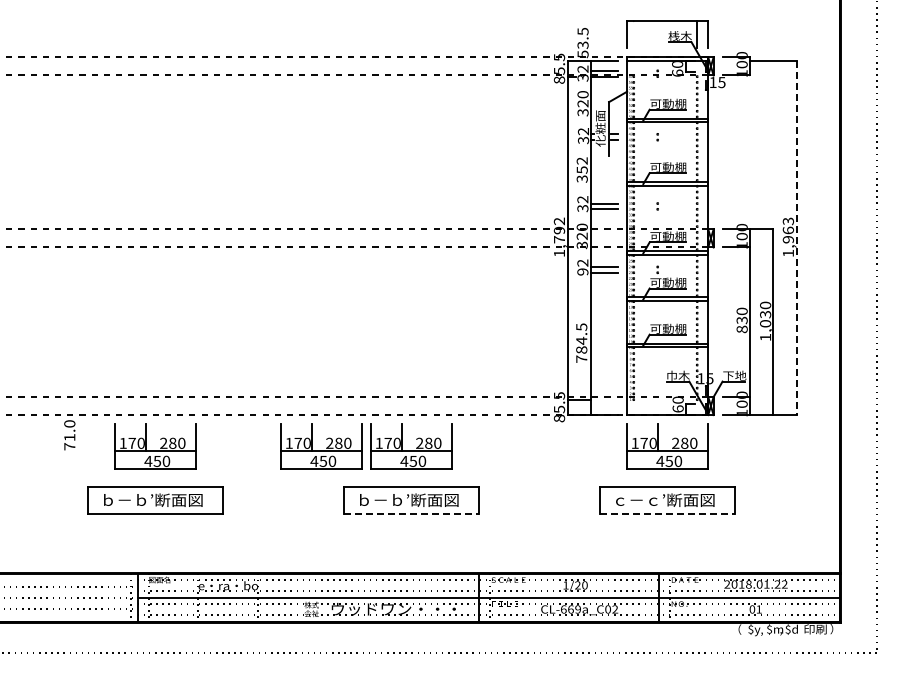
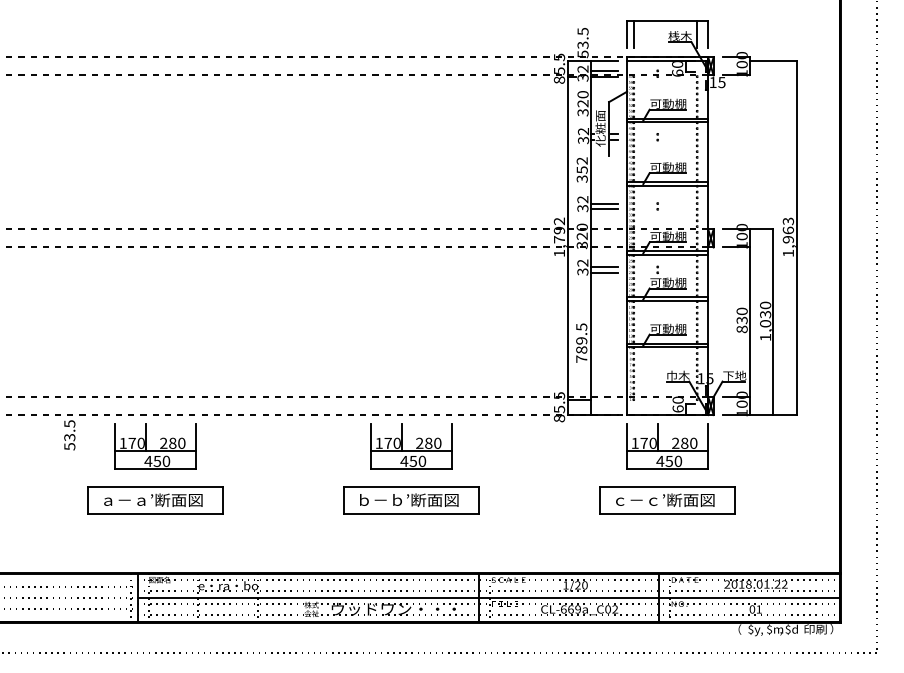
line: none -> present (633, 34)
line: dashed -> solid (796, 238)
text: 92 -> 32 (582, 271)
text: 784.5 -> 789.5 (581, 340)
text: 71.0 -> 53.5 (69, 435)
part: present -> none (321, 446)
text: ｂ－ｂ’断面図 -> ａ－ａ’断面図 (125, 499)
line: dashed -> solid (411, 514)
line: dashed -> solid (667, 514)
